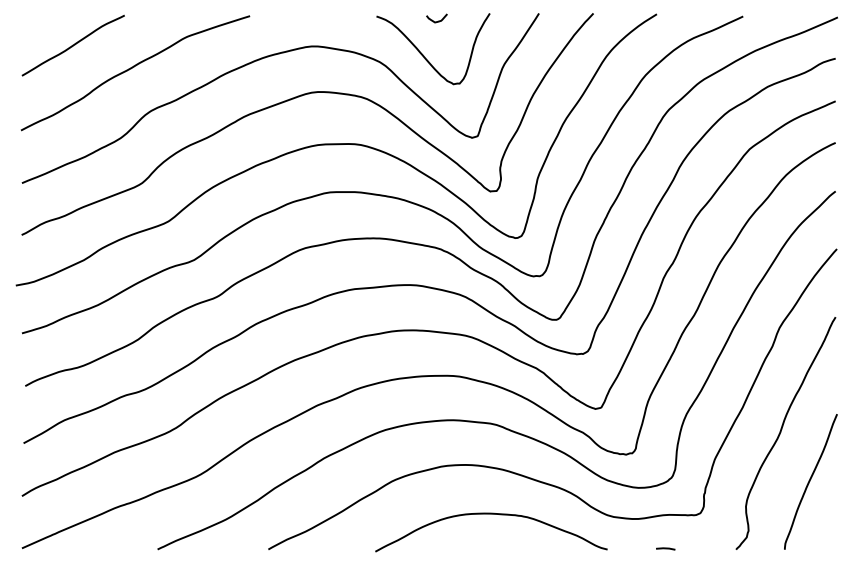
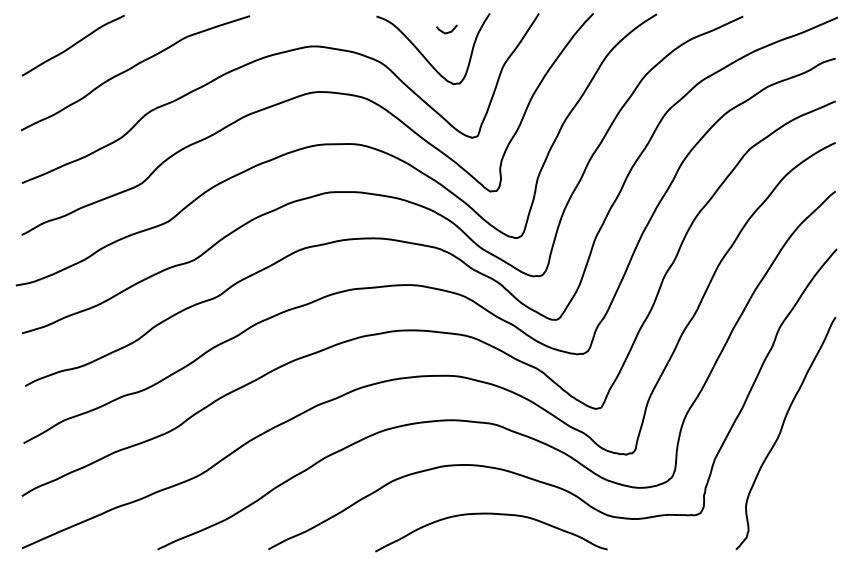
curve position: (438, 20) -> (448, 31) (448, 31)
curve: present -> none (810, 481)
line: present -> none (665, 548)
